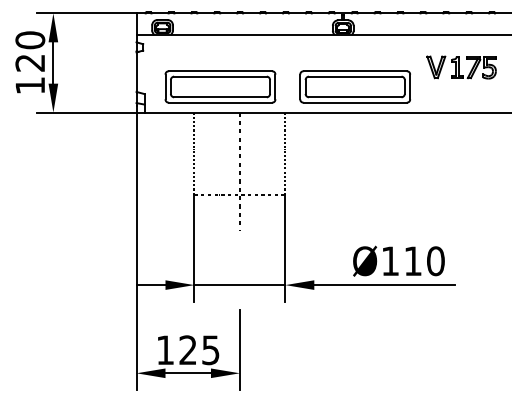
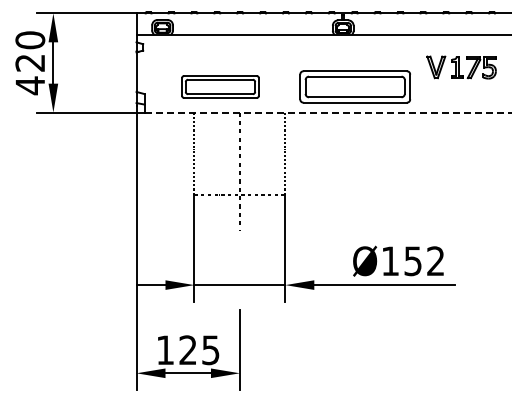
text: 120 -> 420 (29, 85)
part size: 113x34 px -> 79x24 px (220, 86)
line: solid -> dashed (328, 112)
text: Ø110 -> Ø152 (424, 261)
